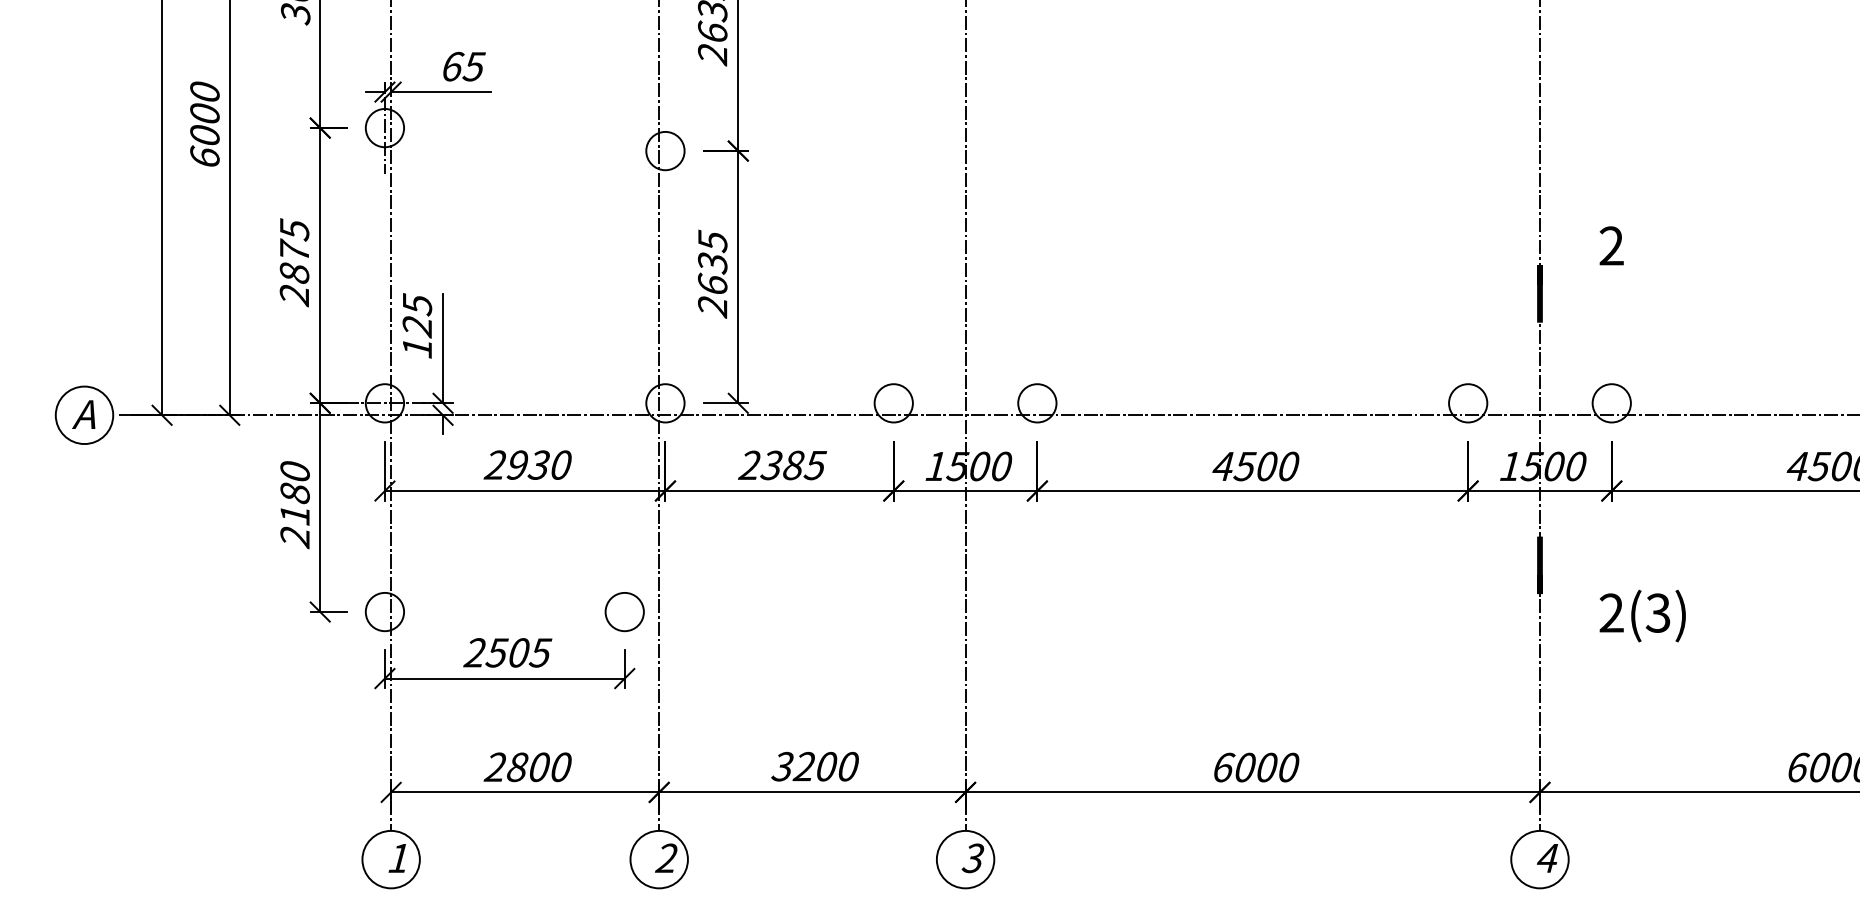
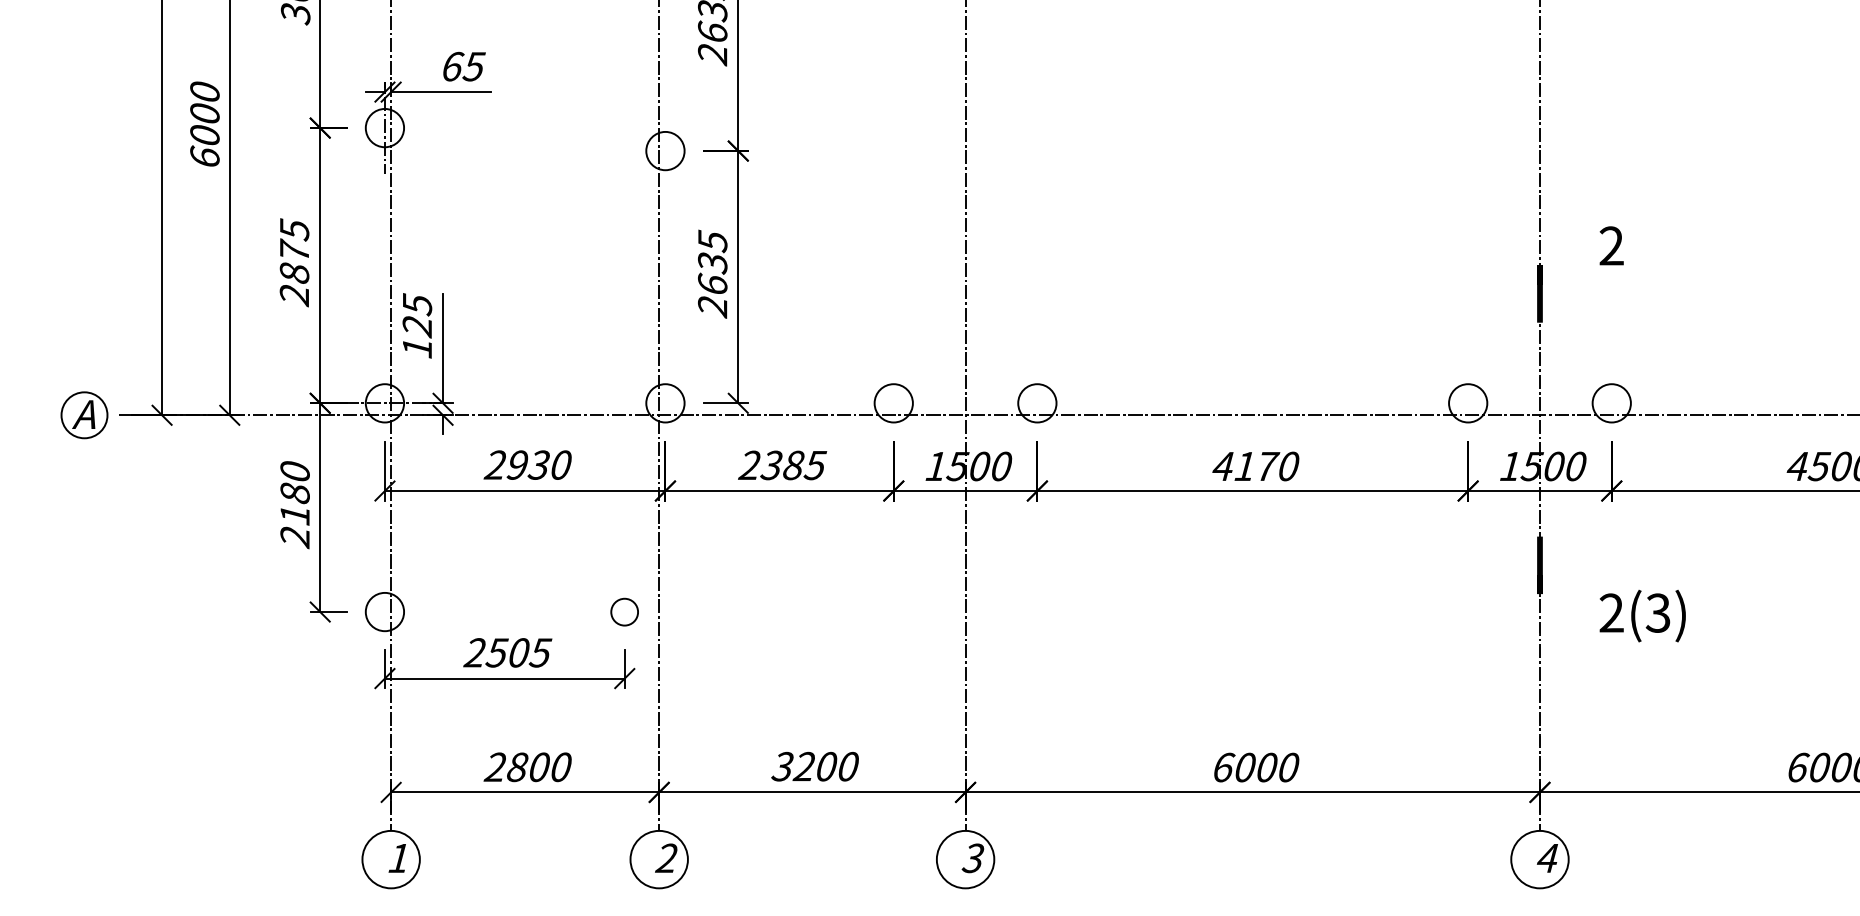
circle diameter: 57 px -> 46 px (84, 415)
text: 4500 -> 4170 (1256, 466)
circle size: 41x41 px -> 29x30 px (624, 611)
